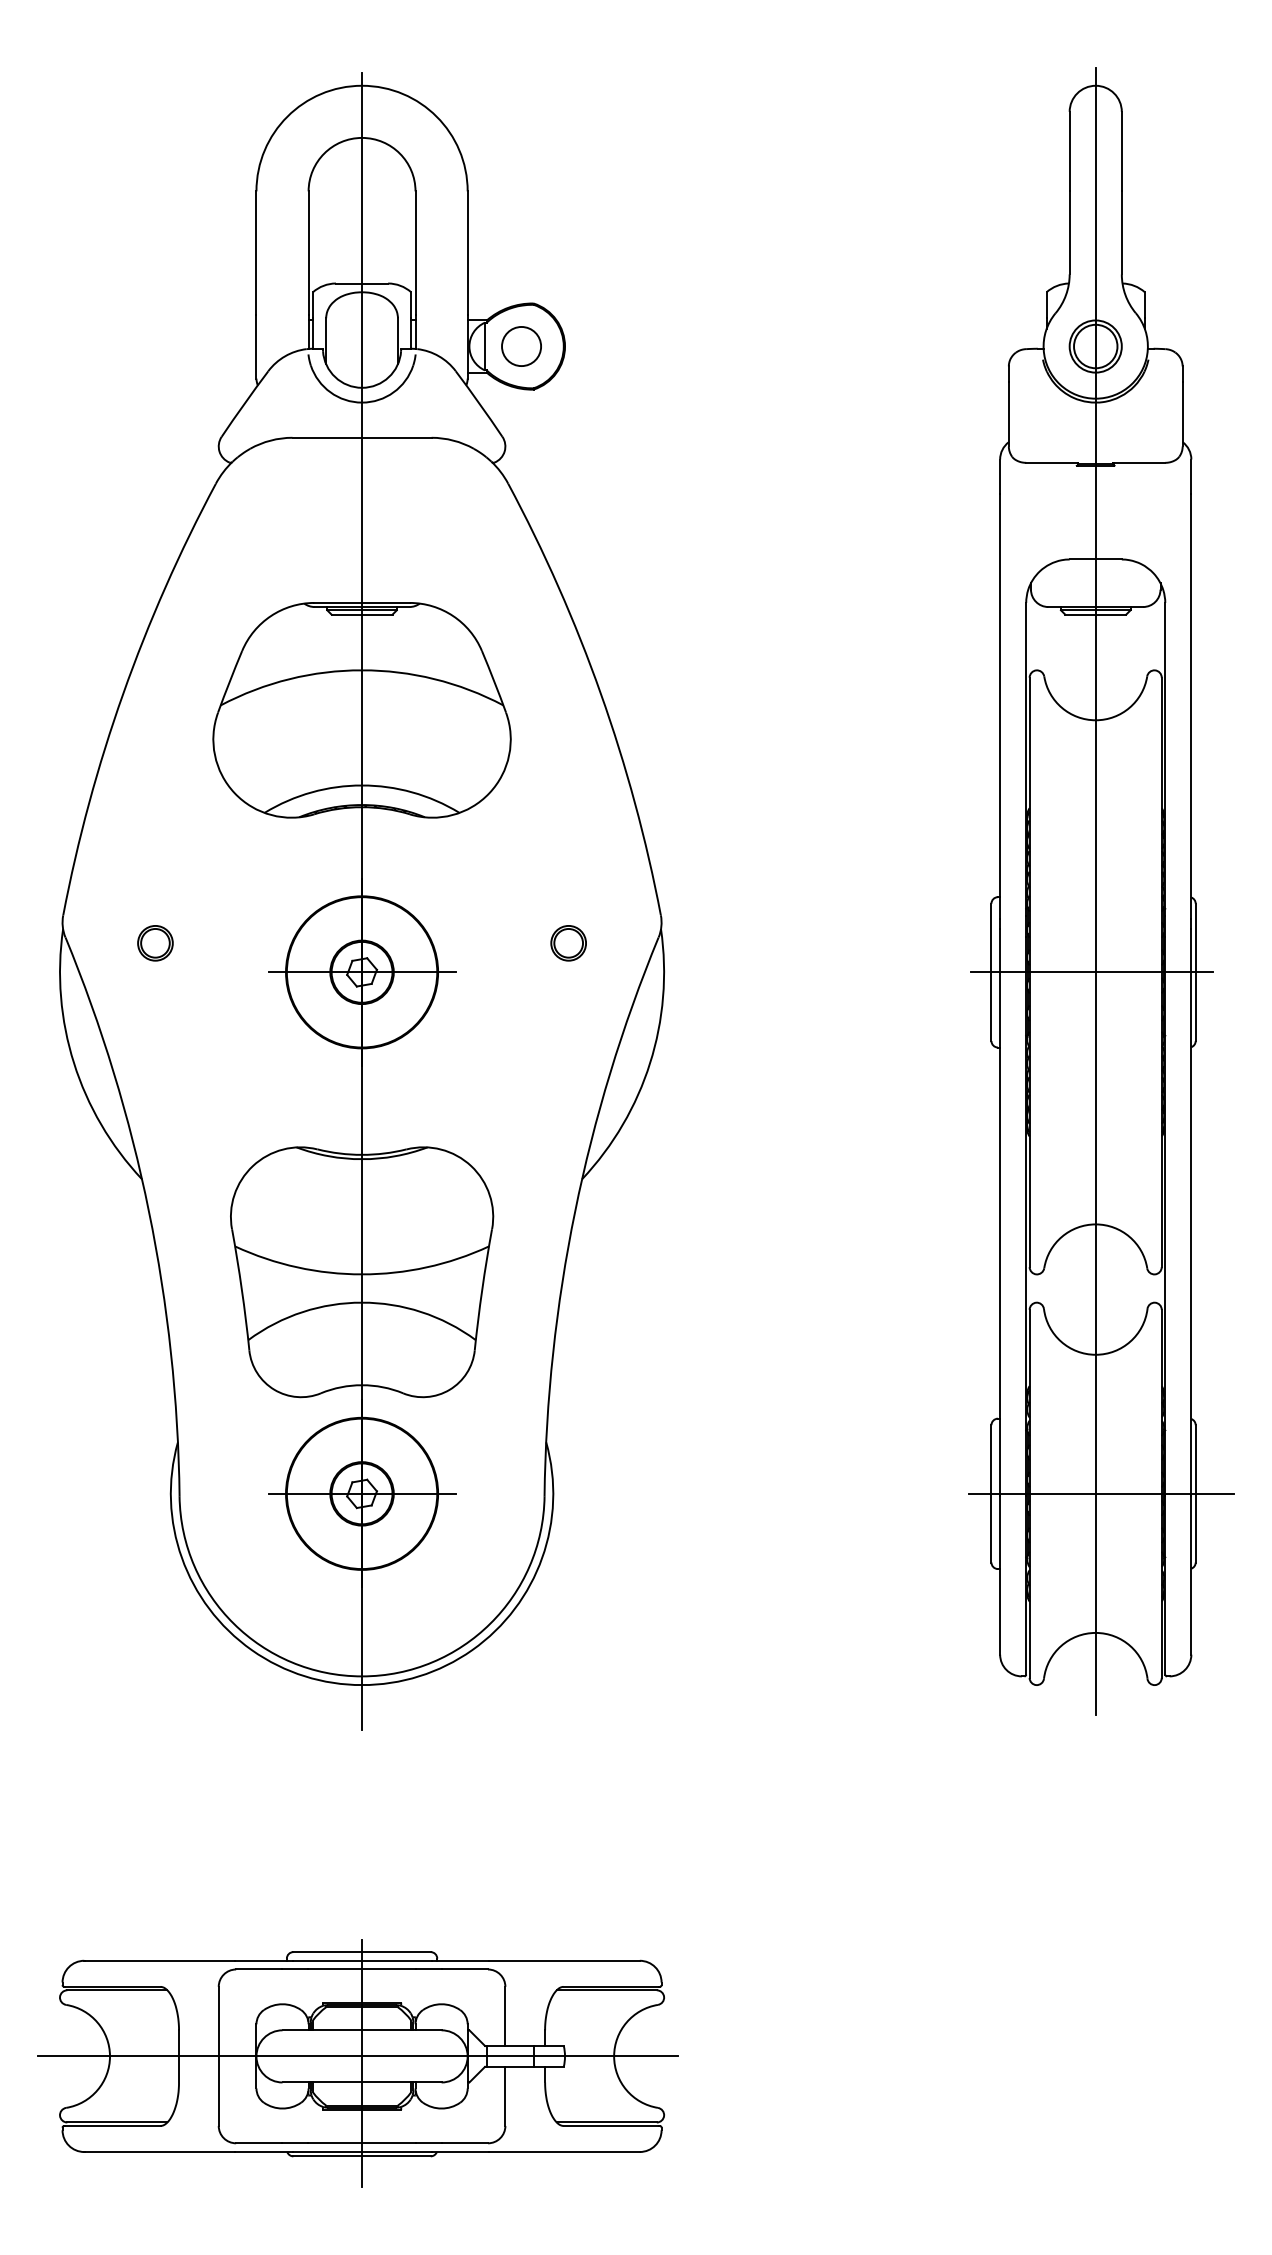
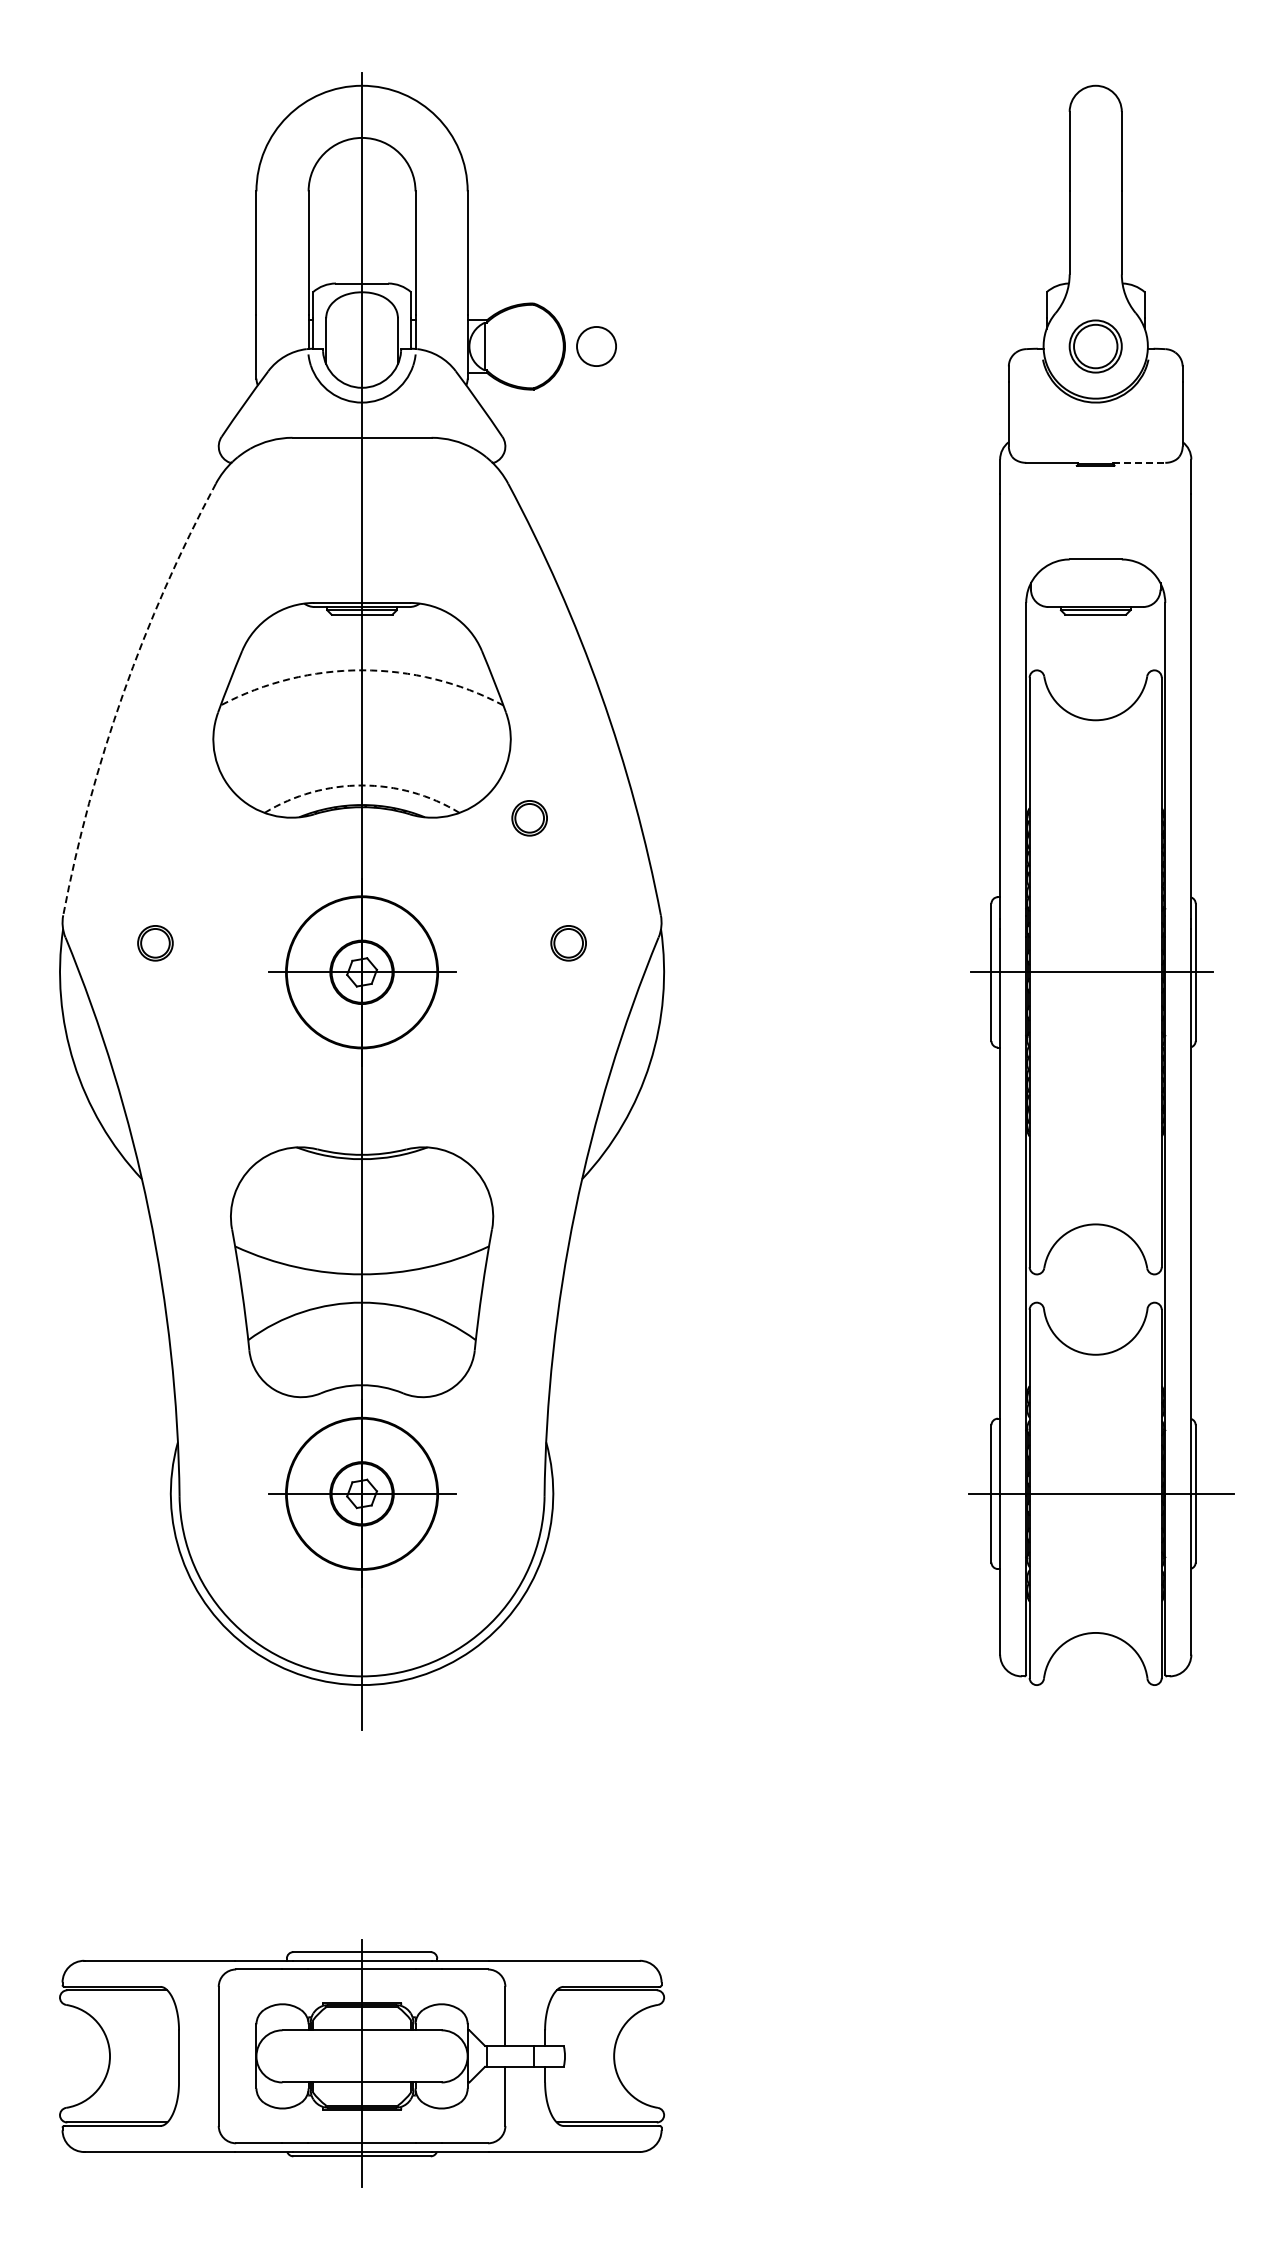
circle position: (521, 346) -> (596, 346) (596, 346)
line: solid -> dashed (1139, 462)
arc: solid -> dashed (362, 670)
arc: solid -> dashed (123, 693)
arc: solid -> dashed (362, 785)
part: none -> present (529, 818)
line: present -> none (1095, 891)
line: present -> none (357, 2056)
